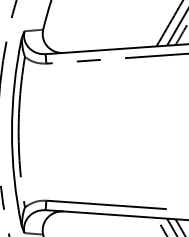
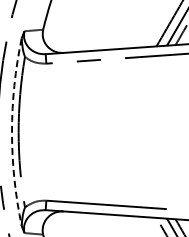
arc: solid -> dashed (12, 132)
